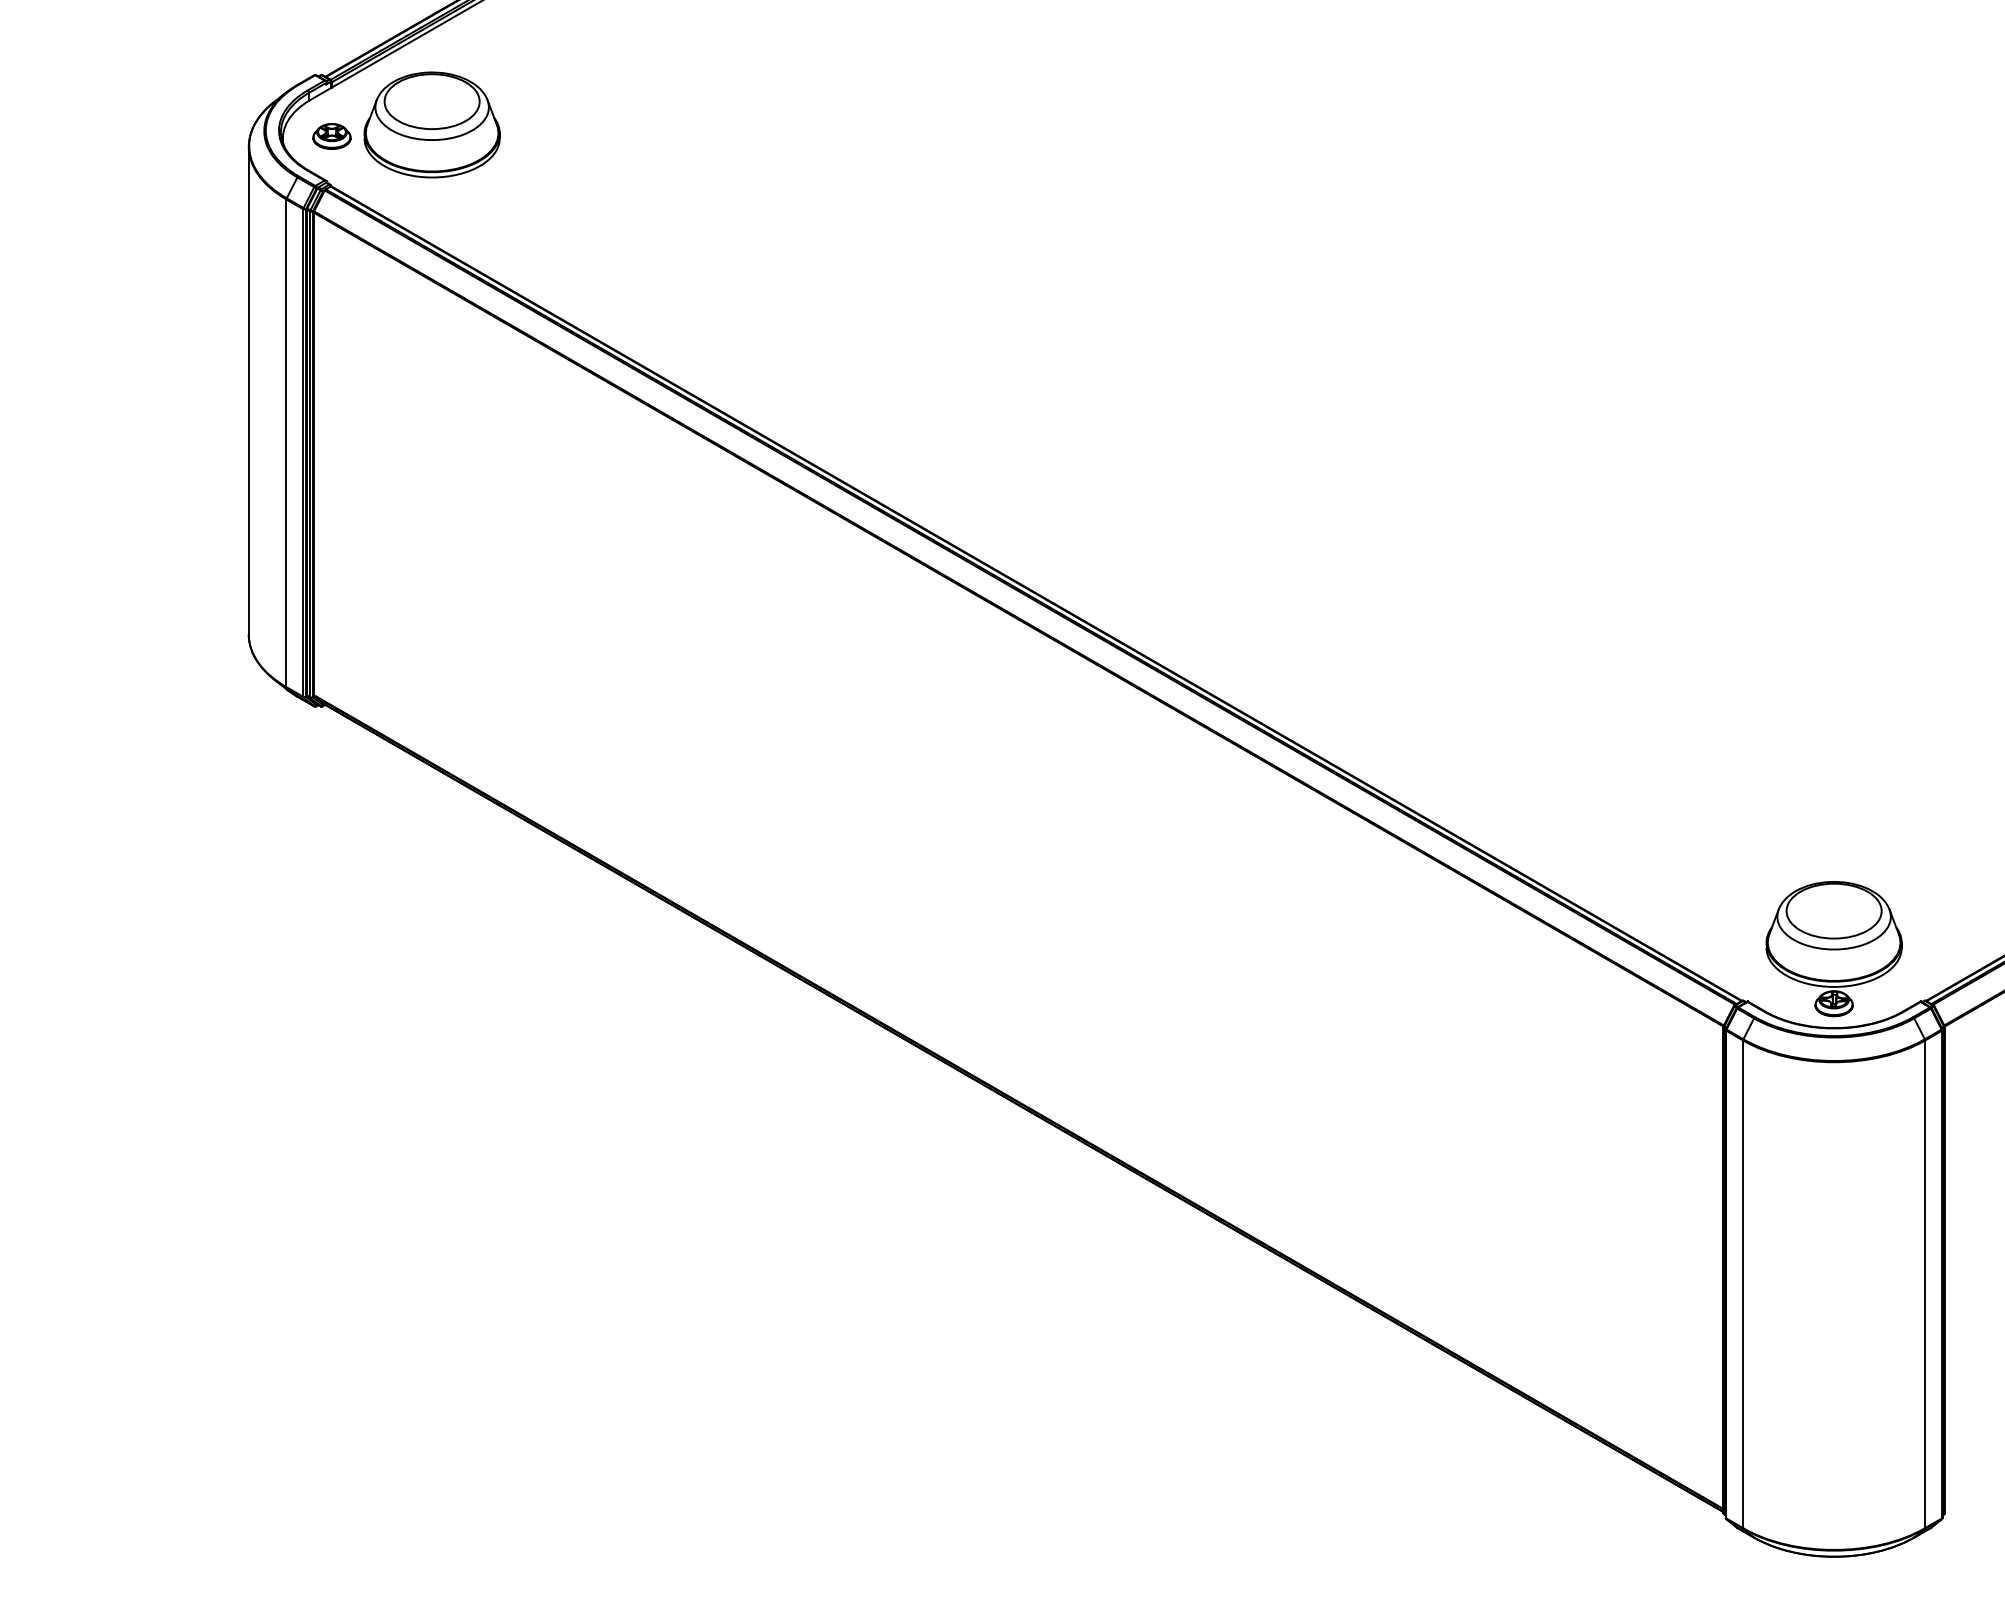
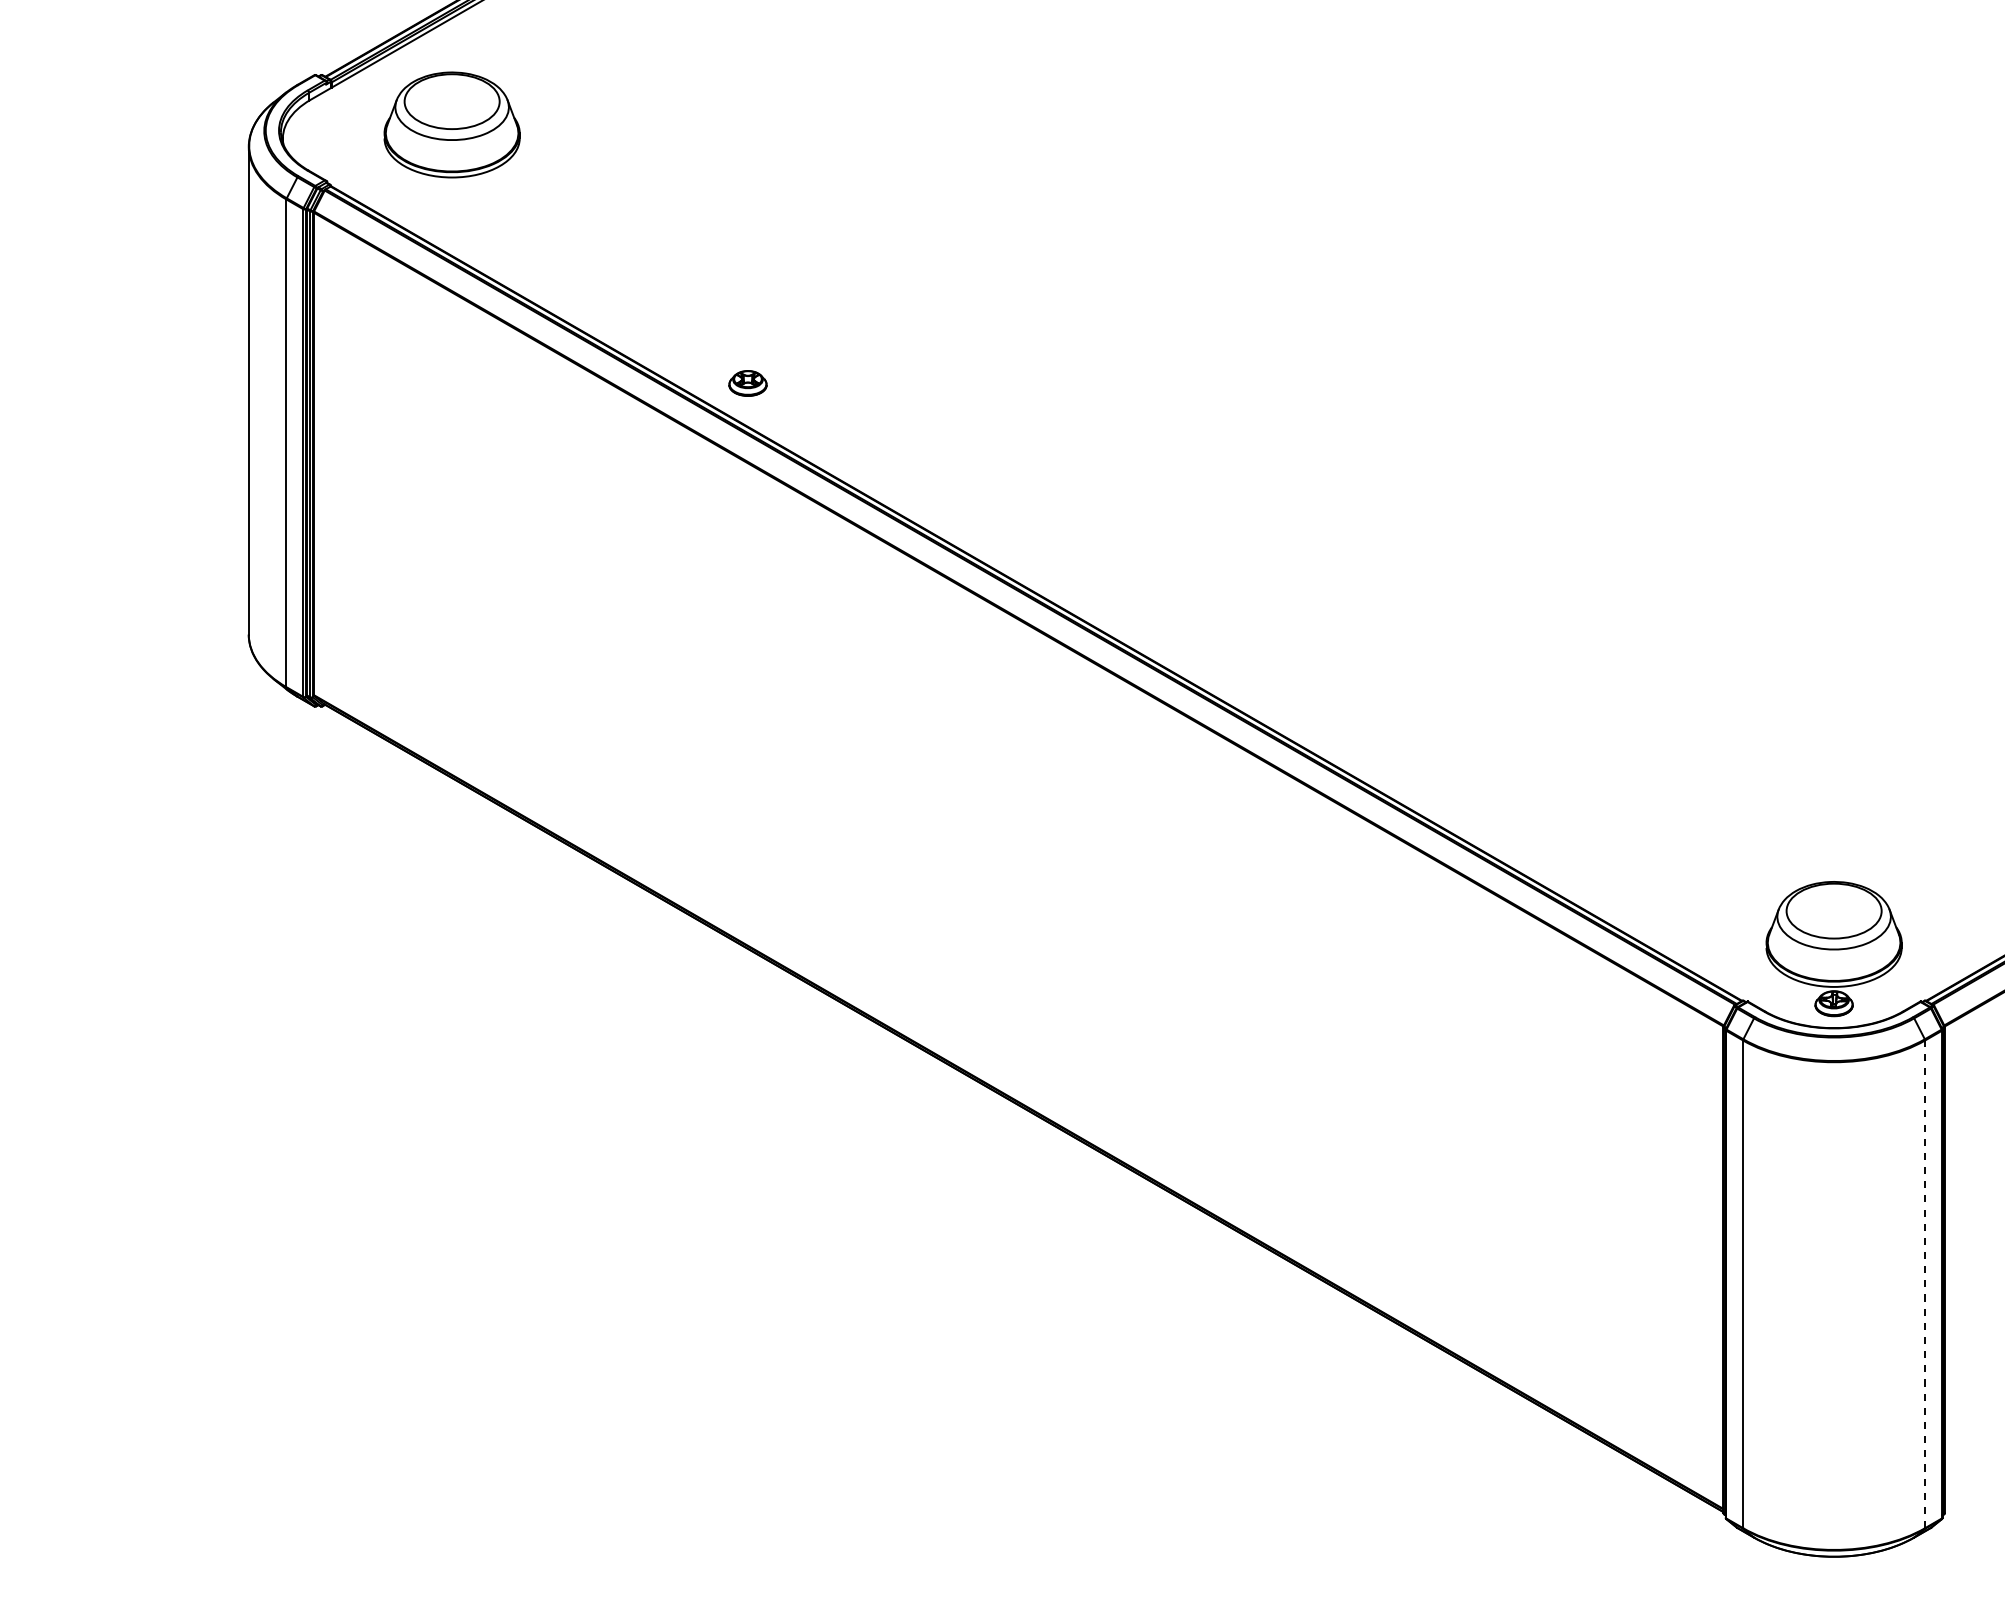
part position: (431, 124) -> (451, 124) (451, 124)
part position: (331, 136) -> (747, 383) (747, 383)
line: solid -> dashed (1925, 1284)
